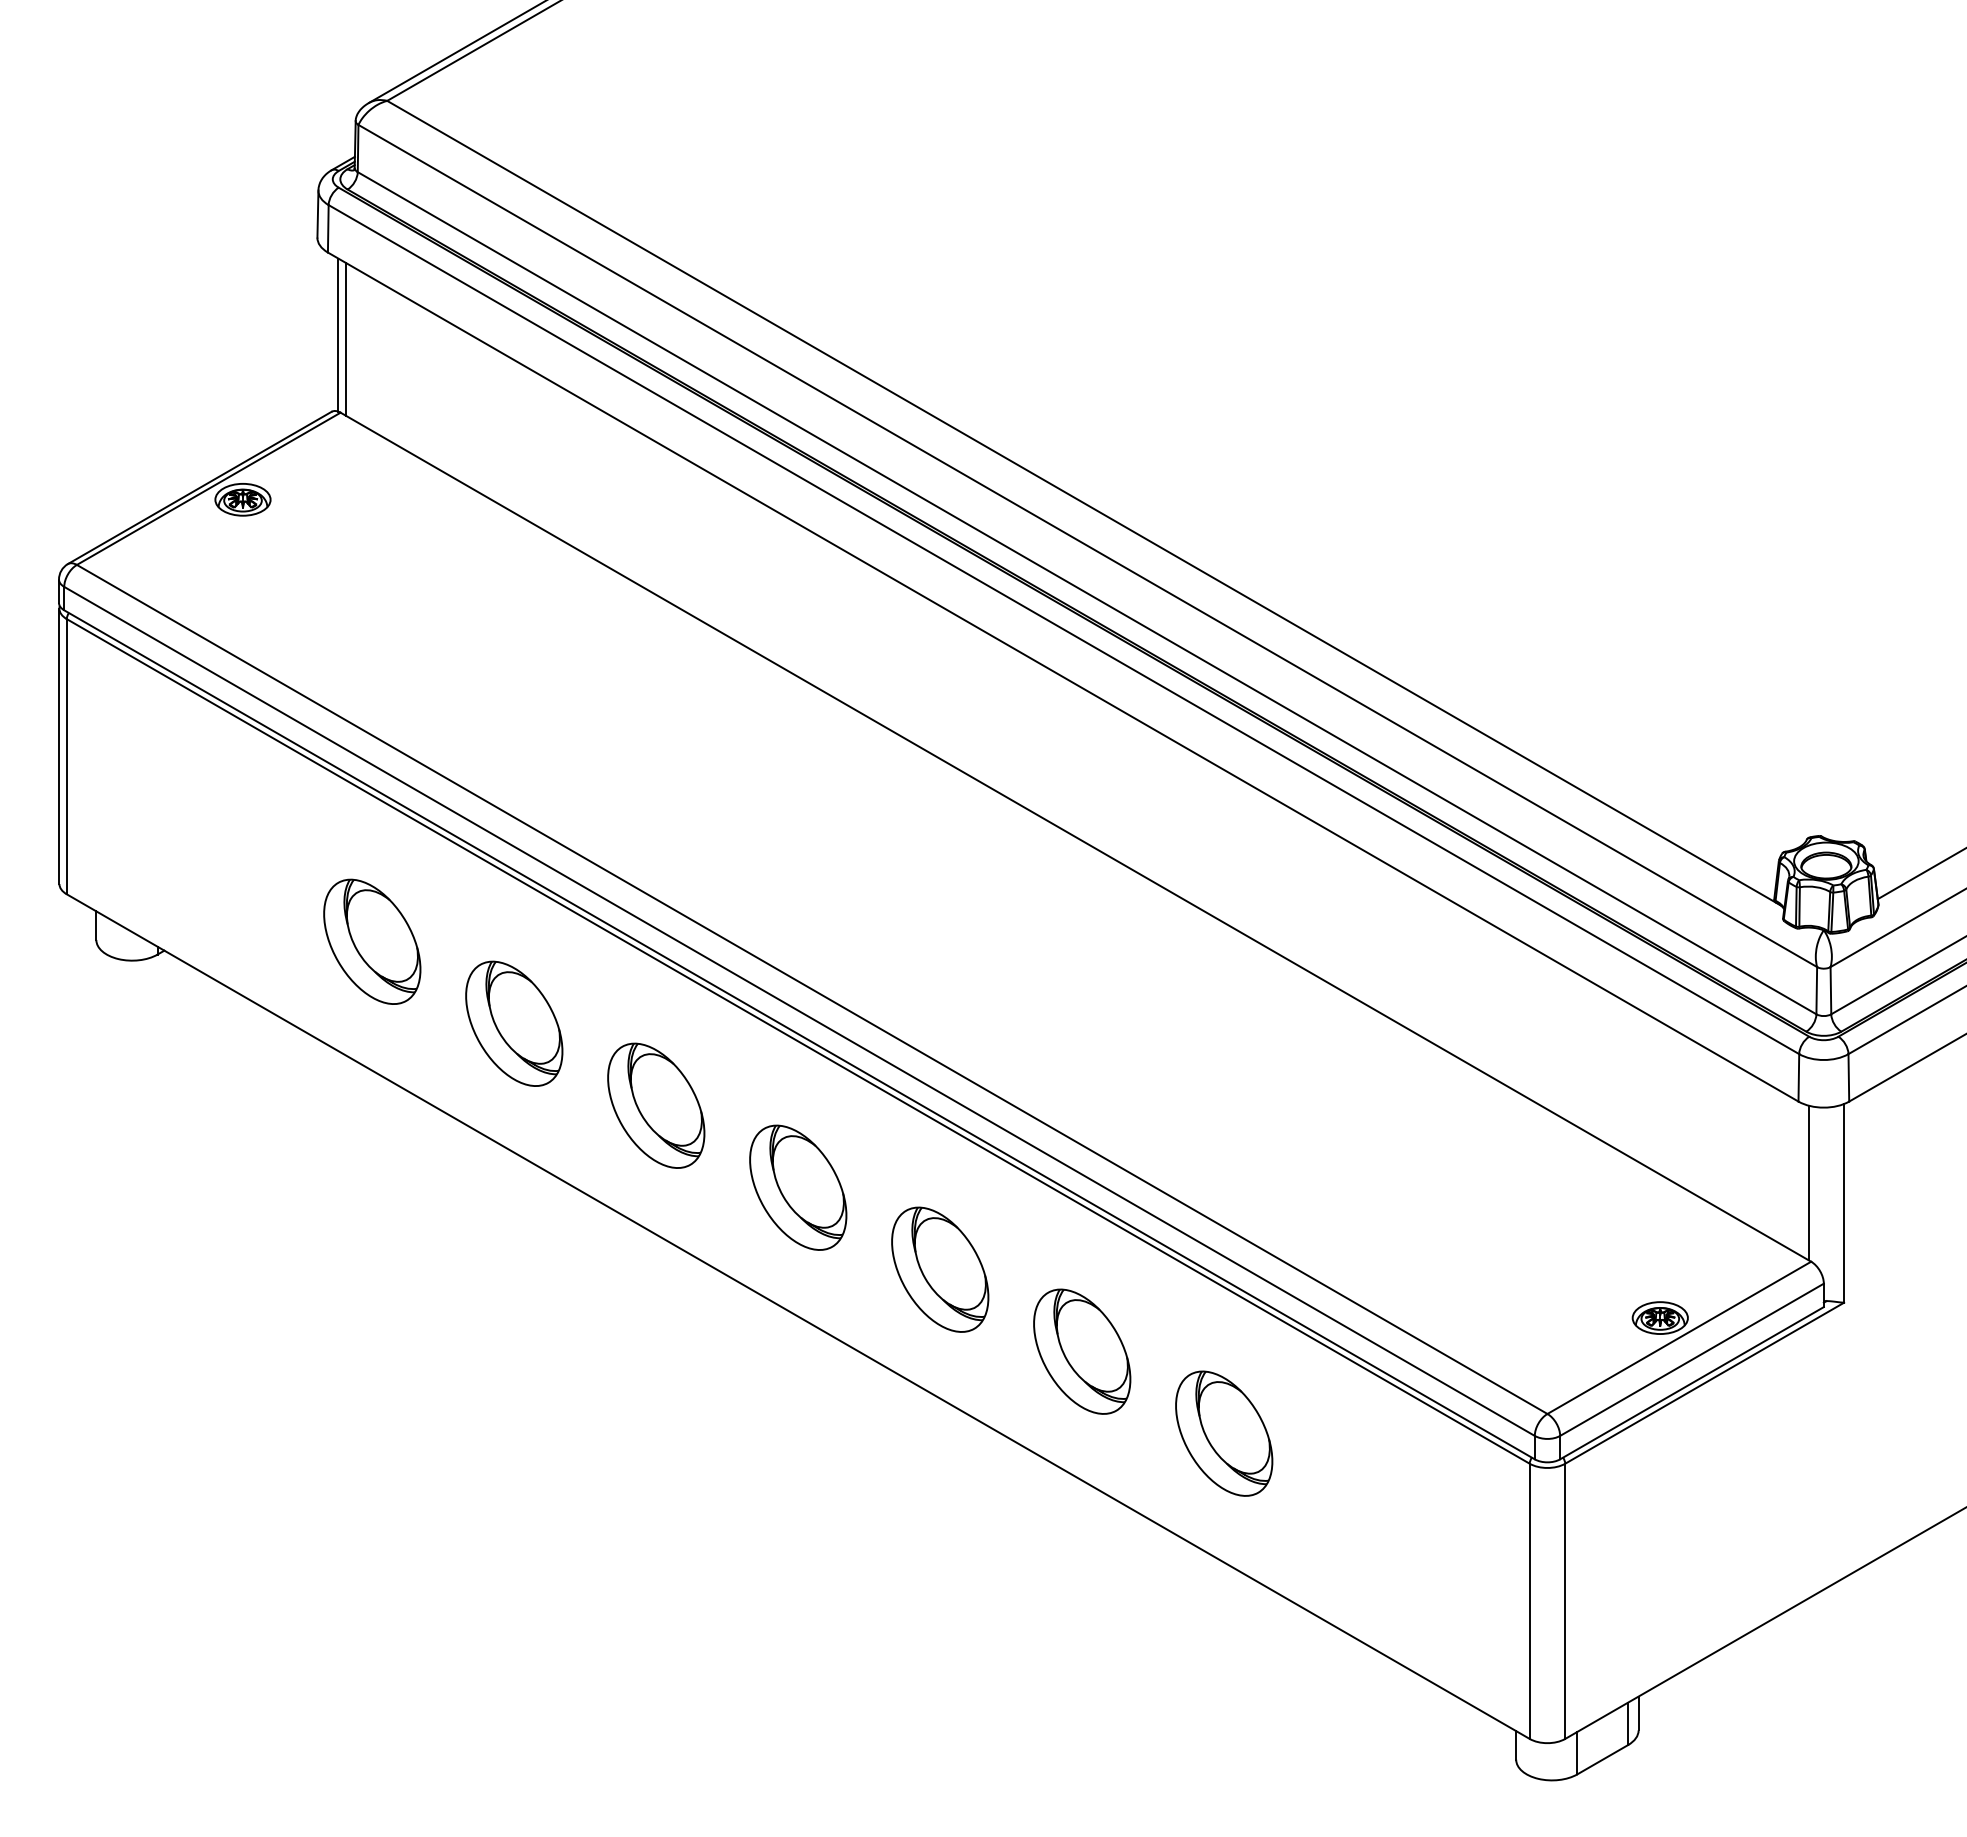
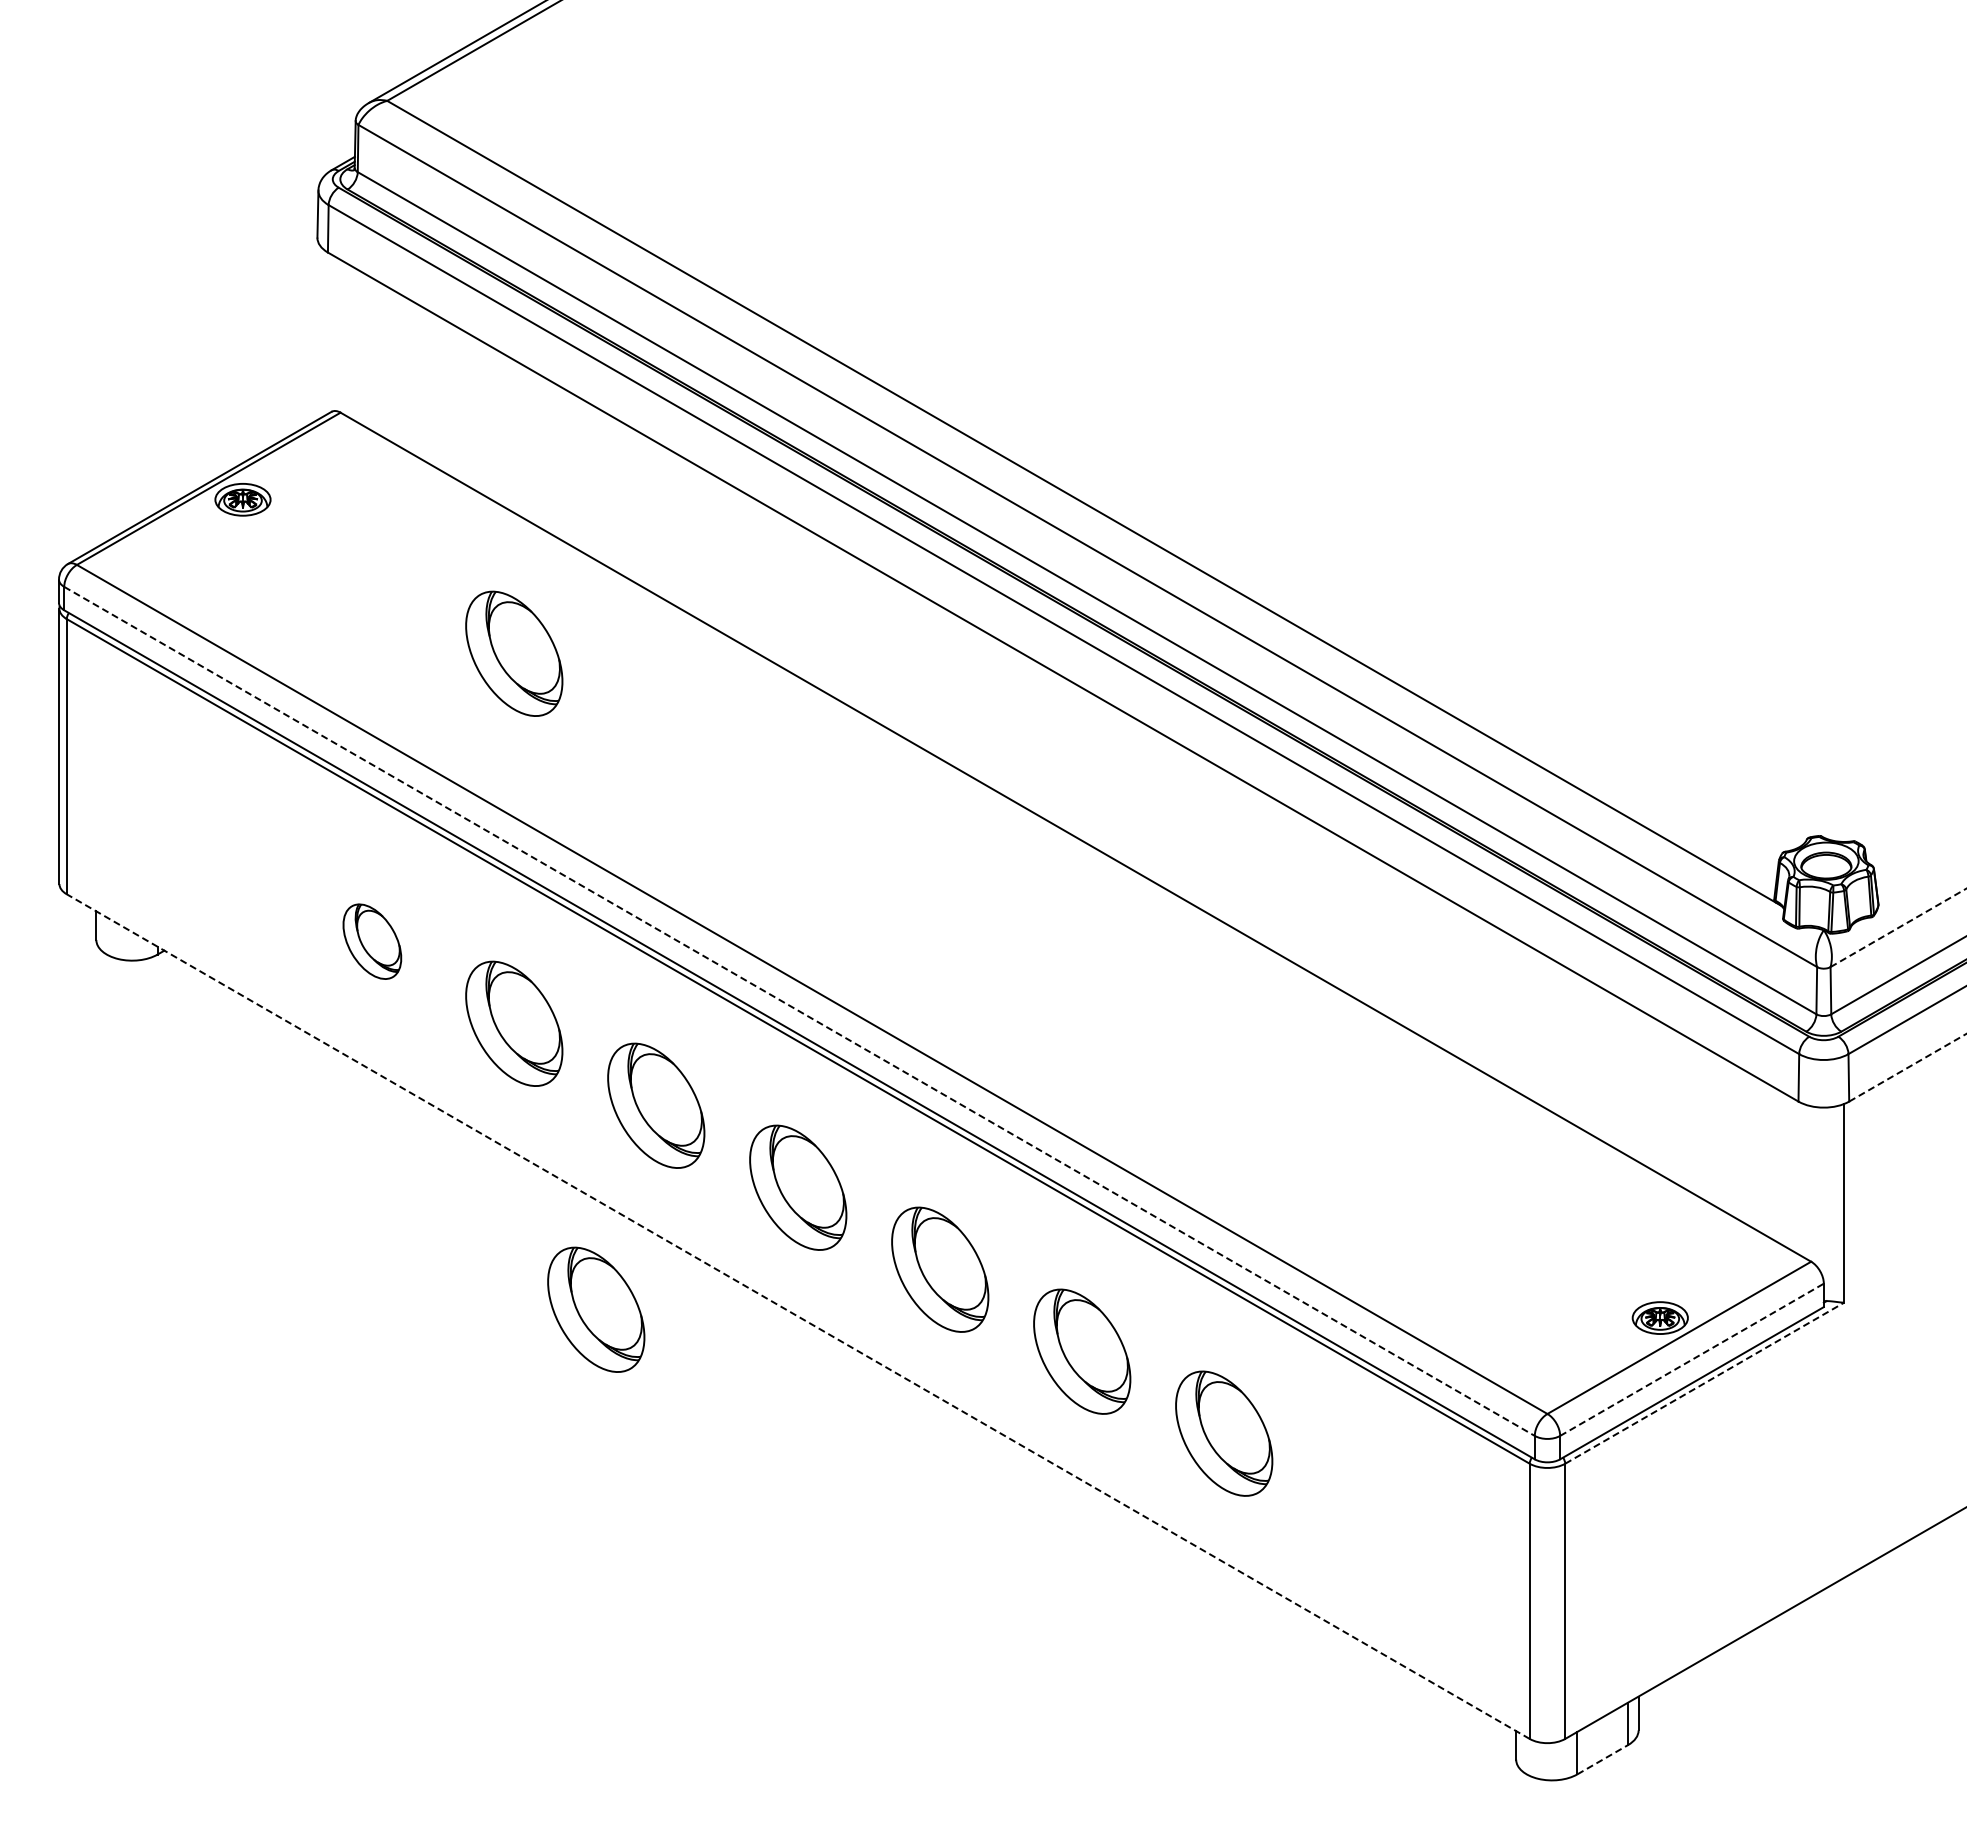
line: present -> none (338, 334)
line: present -> none (345, 338)
part: none -> present (514, 653)
line: present -> none (1920, 874)
line: solid -> dashed (1898, 927)
part size: 99x127 px -> 61x77 px (372, 941)
line: solid -> dashed (799, 1011)
line: solid -> dashed (1908, 1067)
line: present -> none (1808, 1182)
part: none -> present (596, 1309)
line: solid -> dashed (798, 1316)
line: solid -> dashed (1692, 1359)
line: solid -> dashed (1705, 1382)
line: solid -> dashed (1603, 1759)
